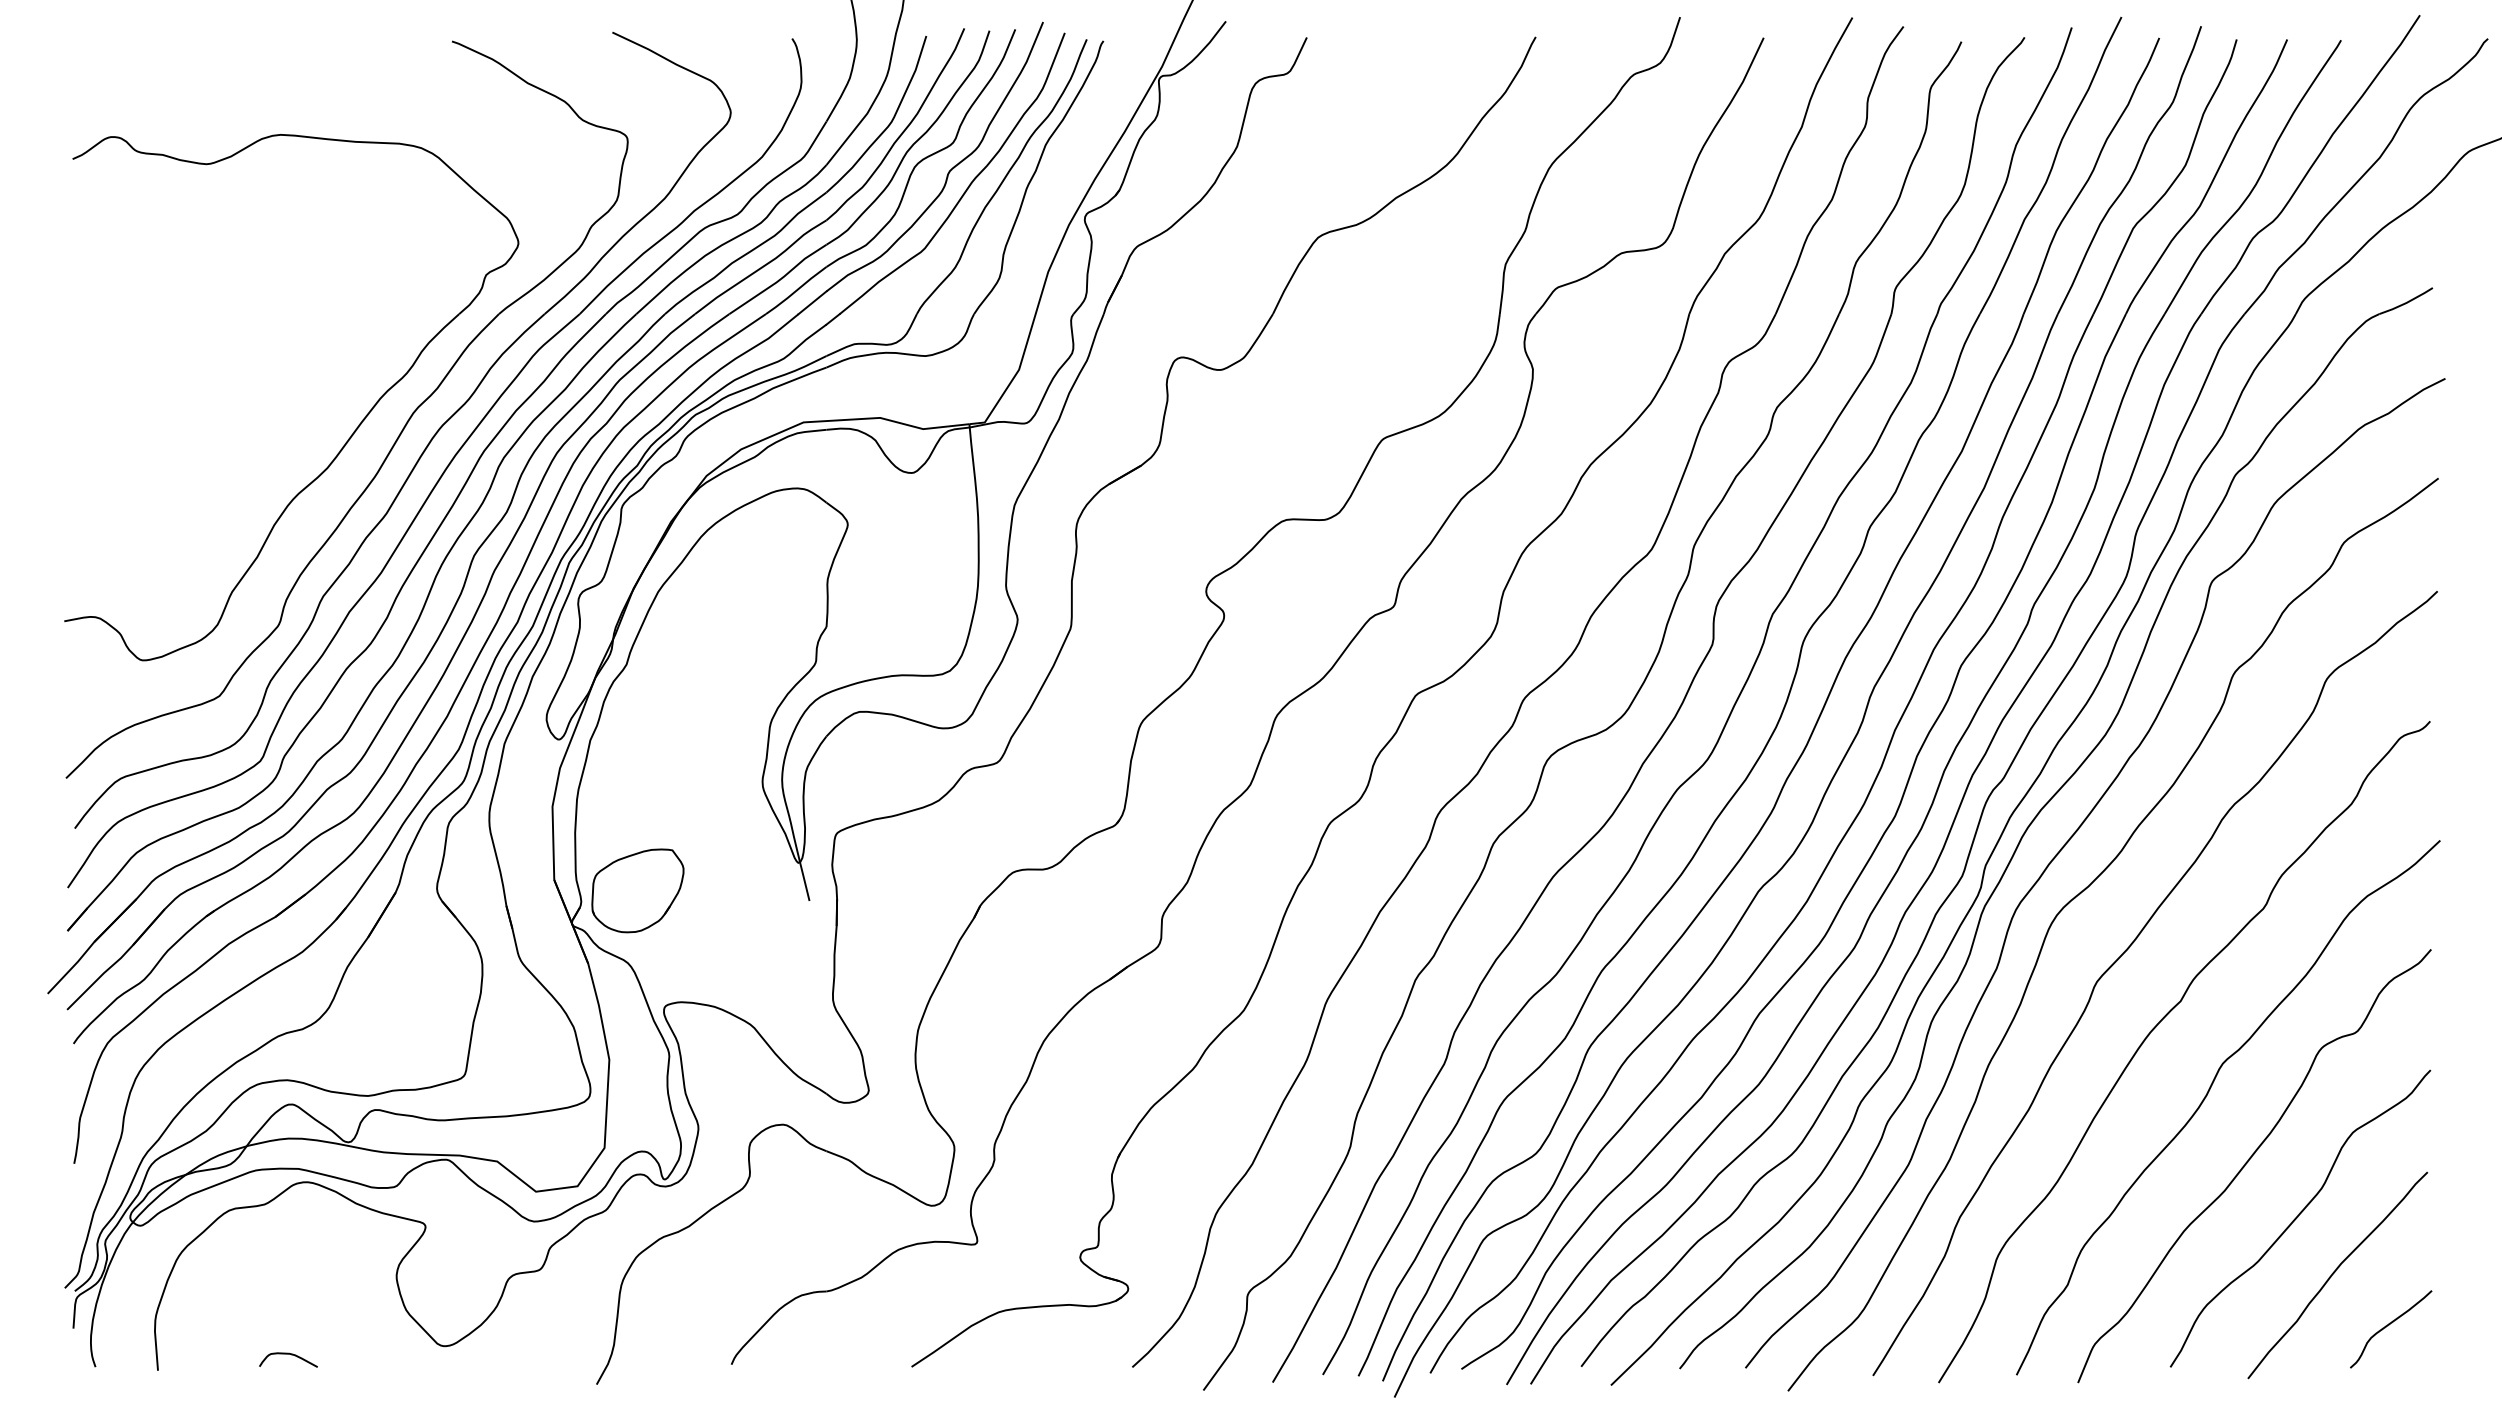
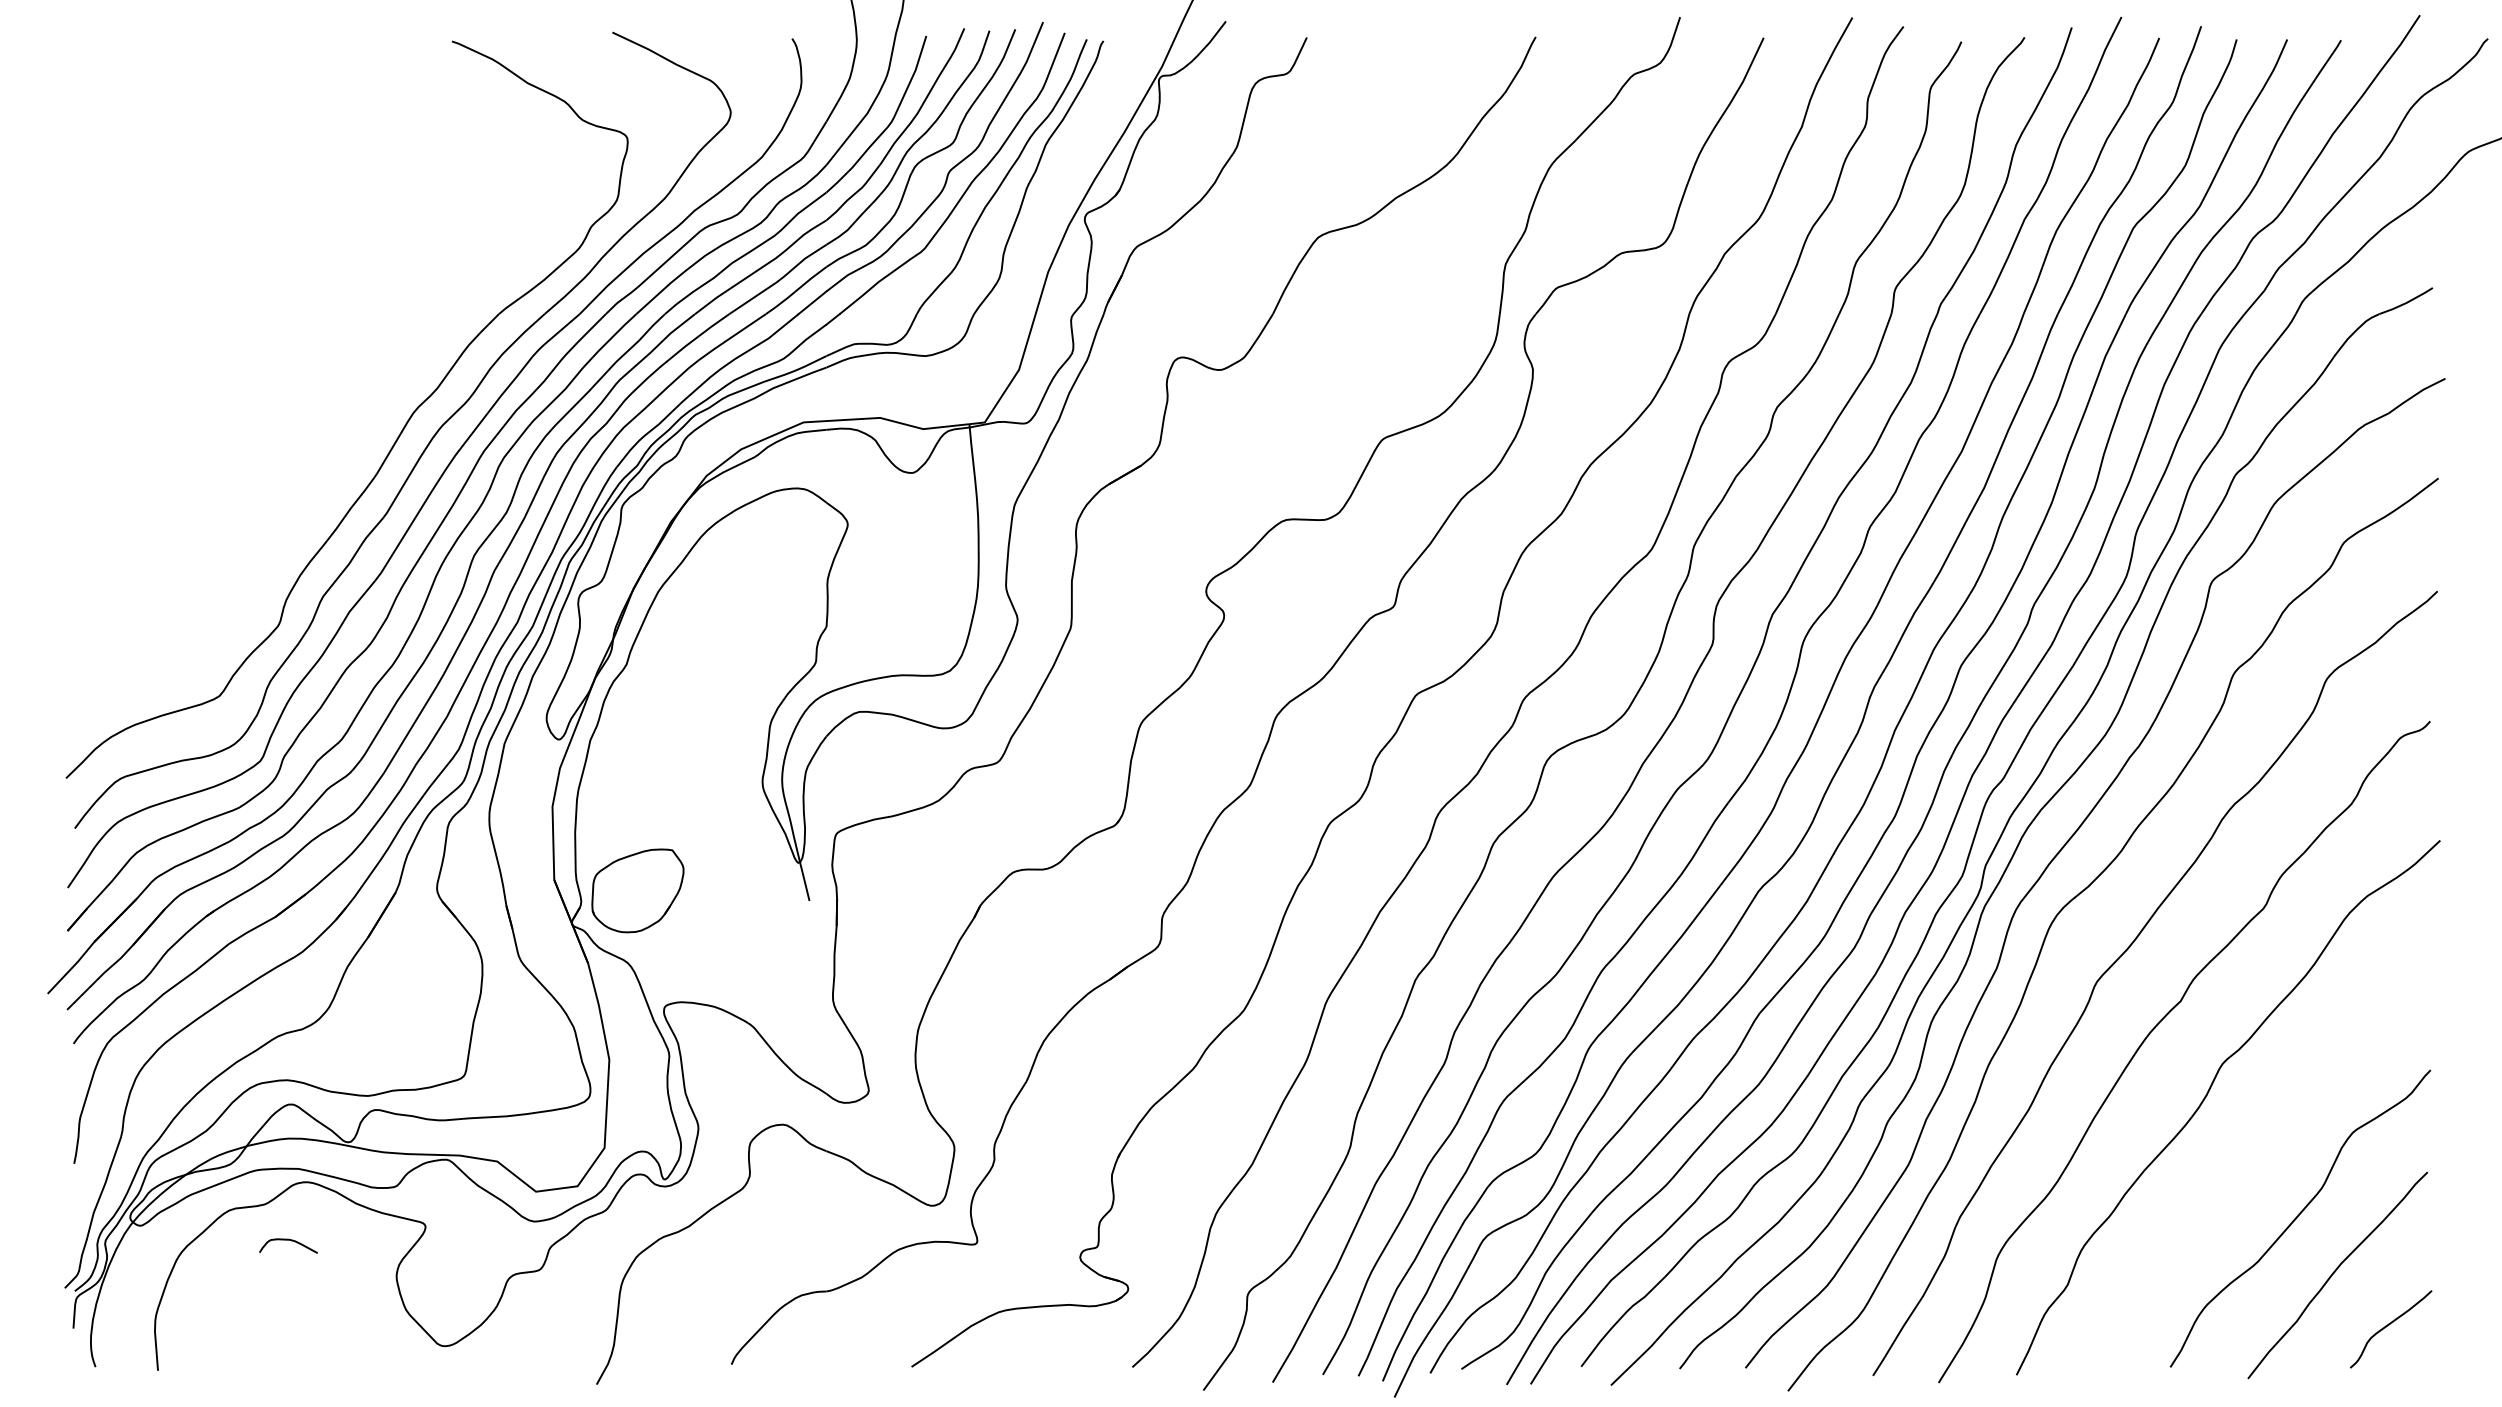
part: present -> none (350, 435)
curve: present -> none (2248, 1162)
curve position: (288, 1354) -> (288, 1240) (288, 1240)
